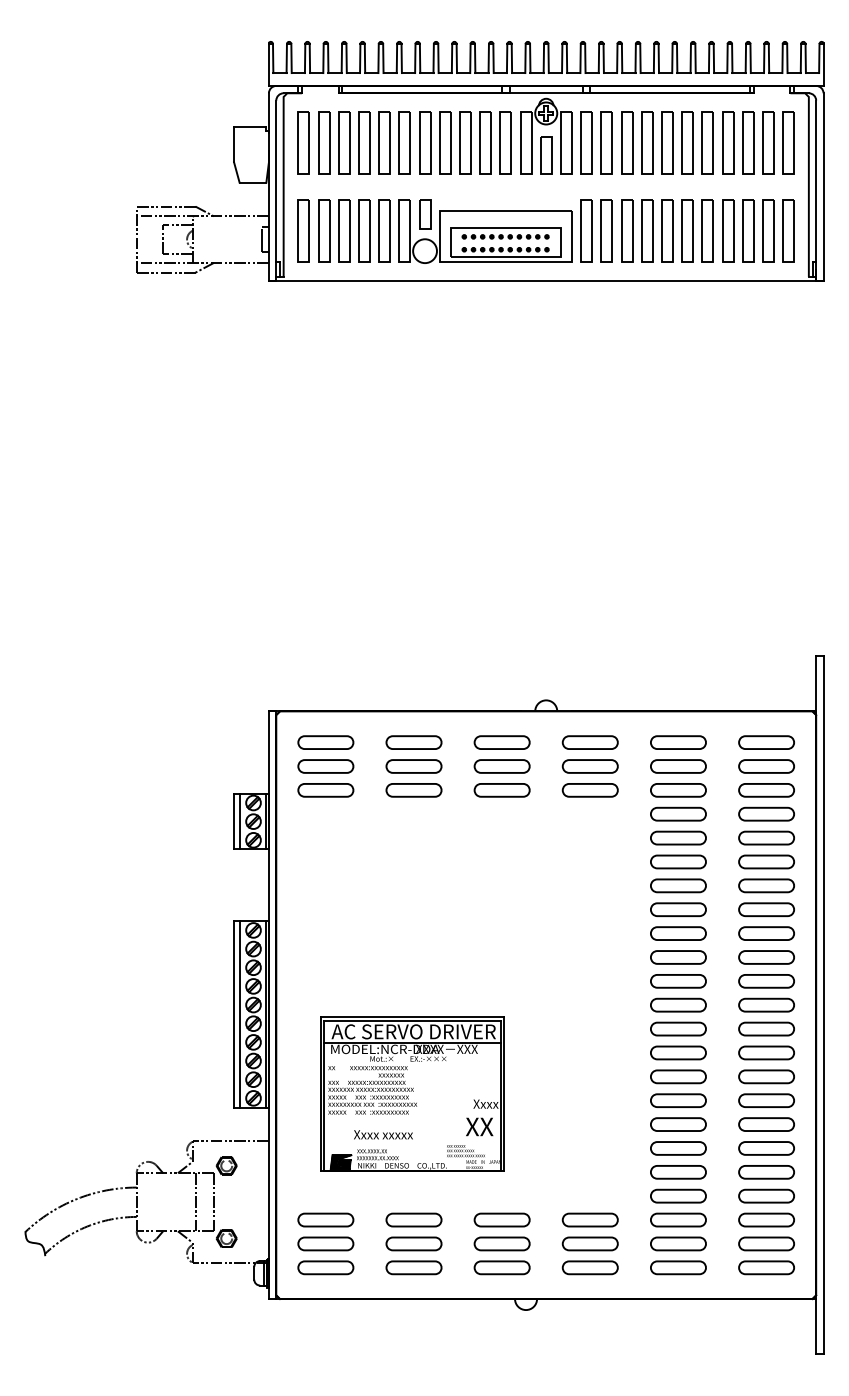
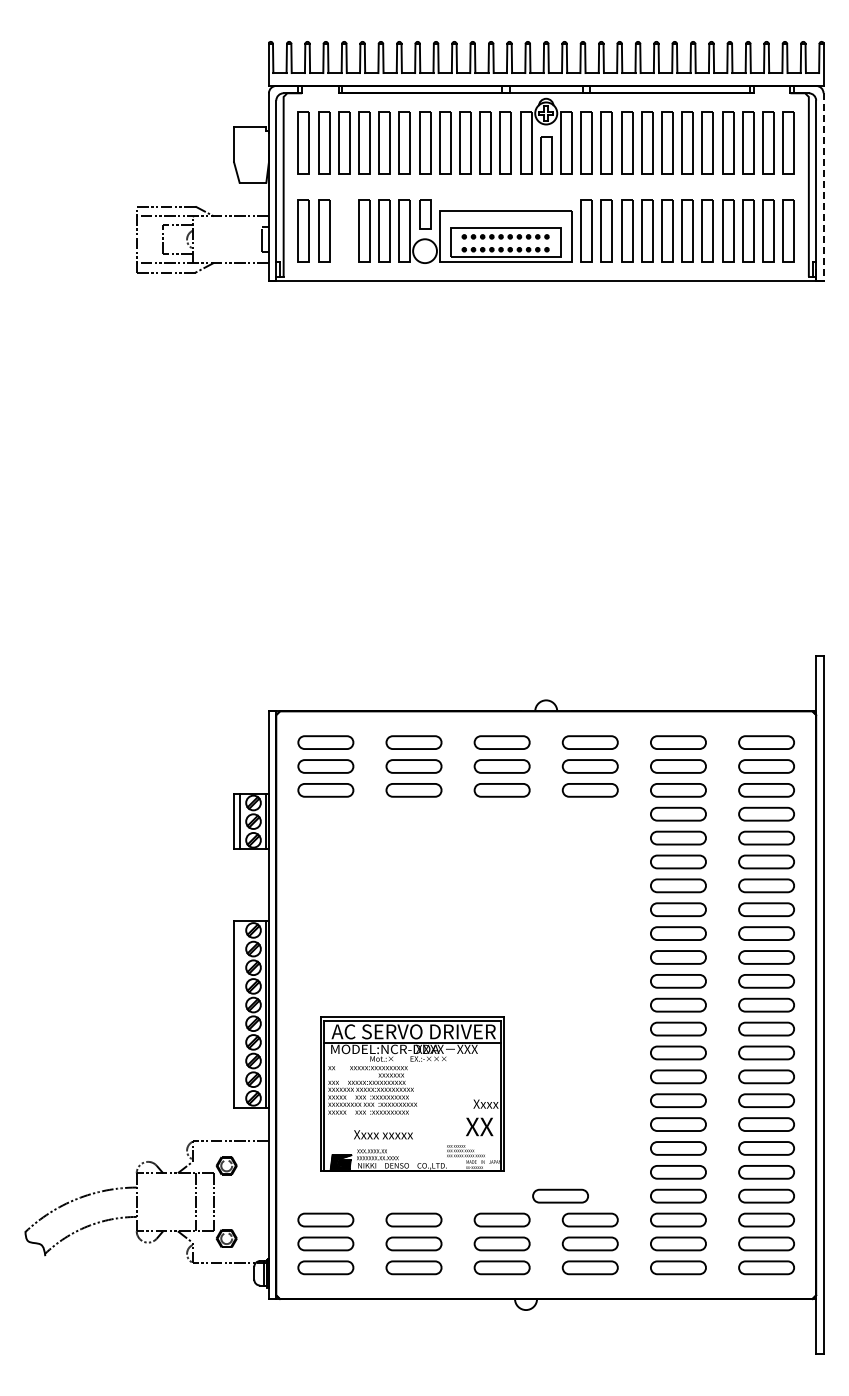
line: solid -> dashed (823, 186)
part: present -> none (344, 230)
line: present -> none (239, 1014)
part: none -> present (560, 1195)
